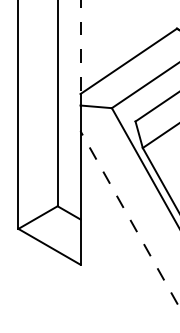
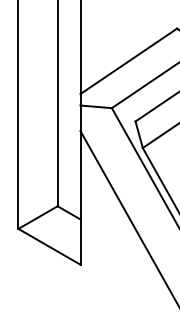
line: dashed -> solid (80, 47)
line: dashed -> solid (129, 219)
